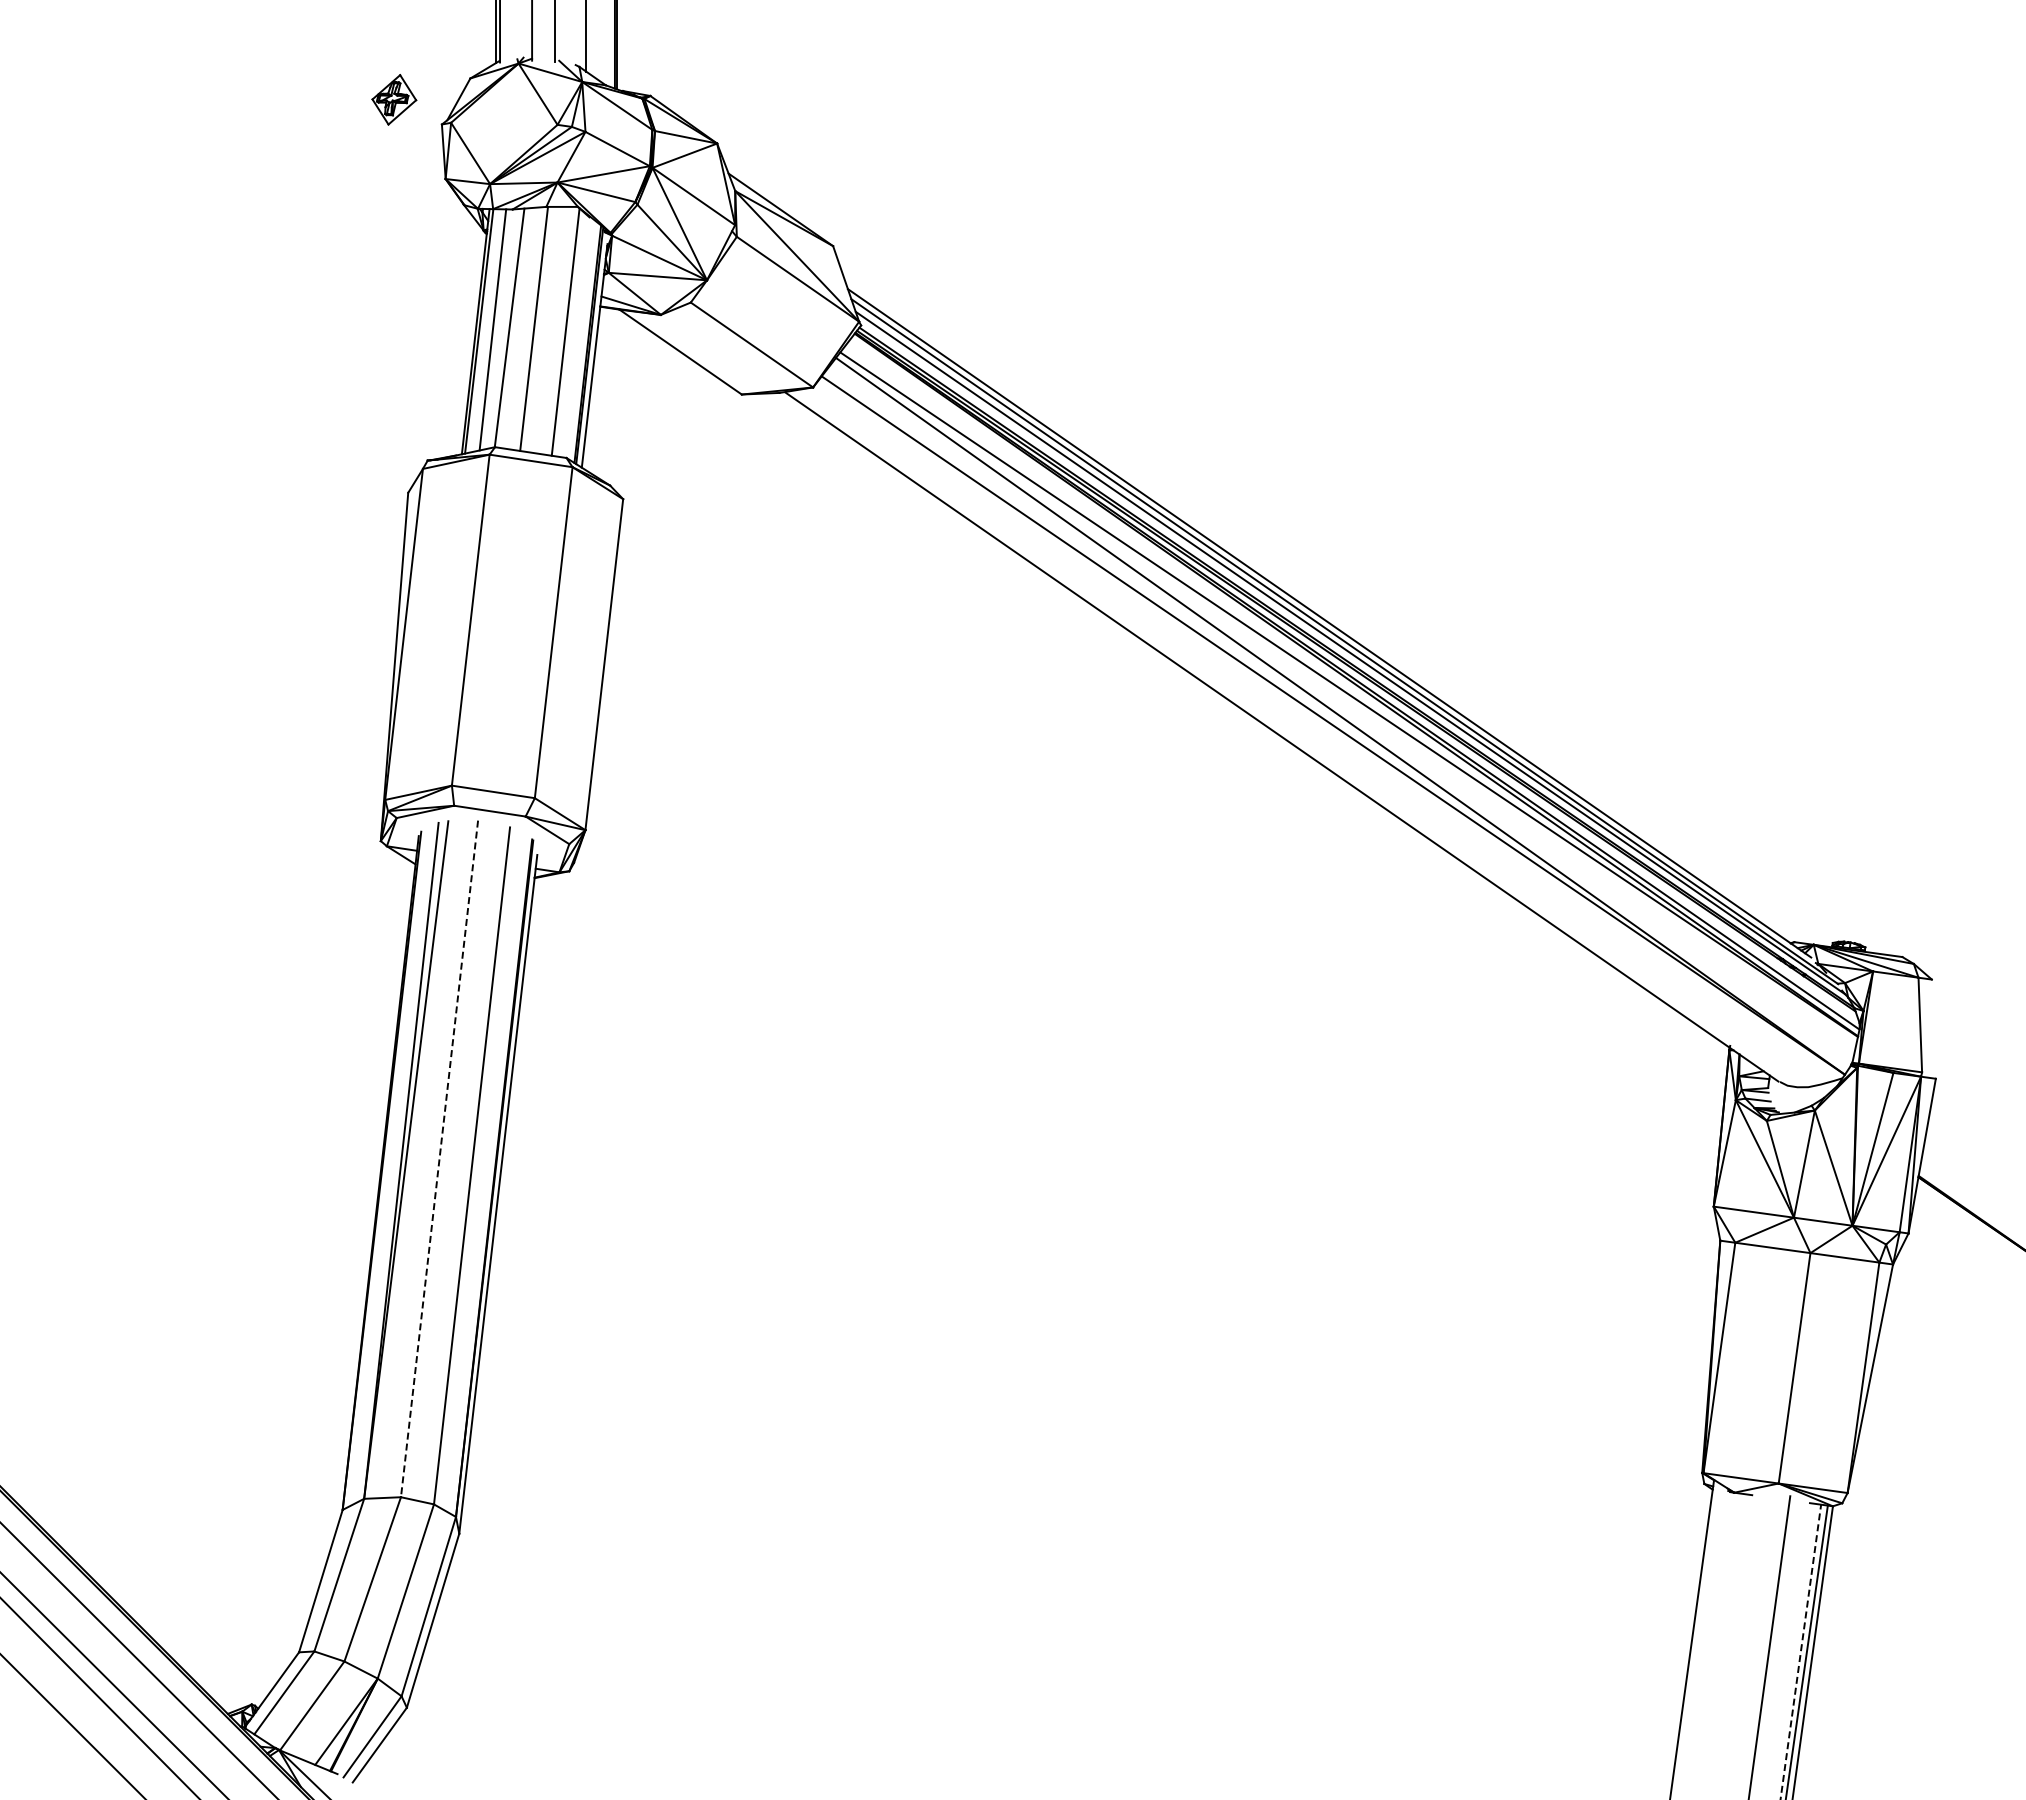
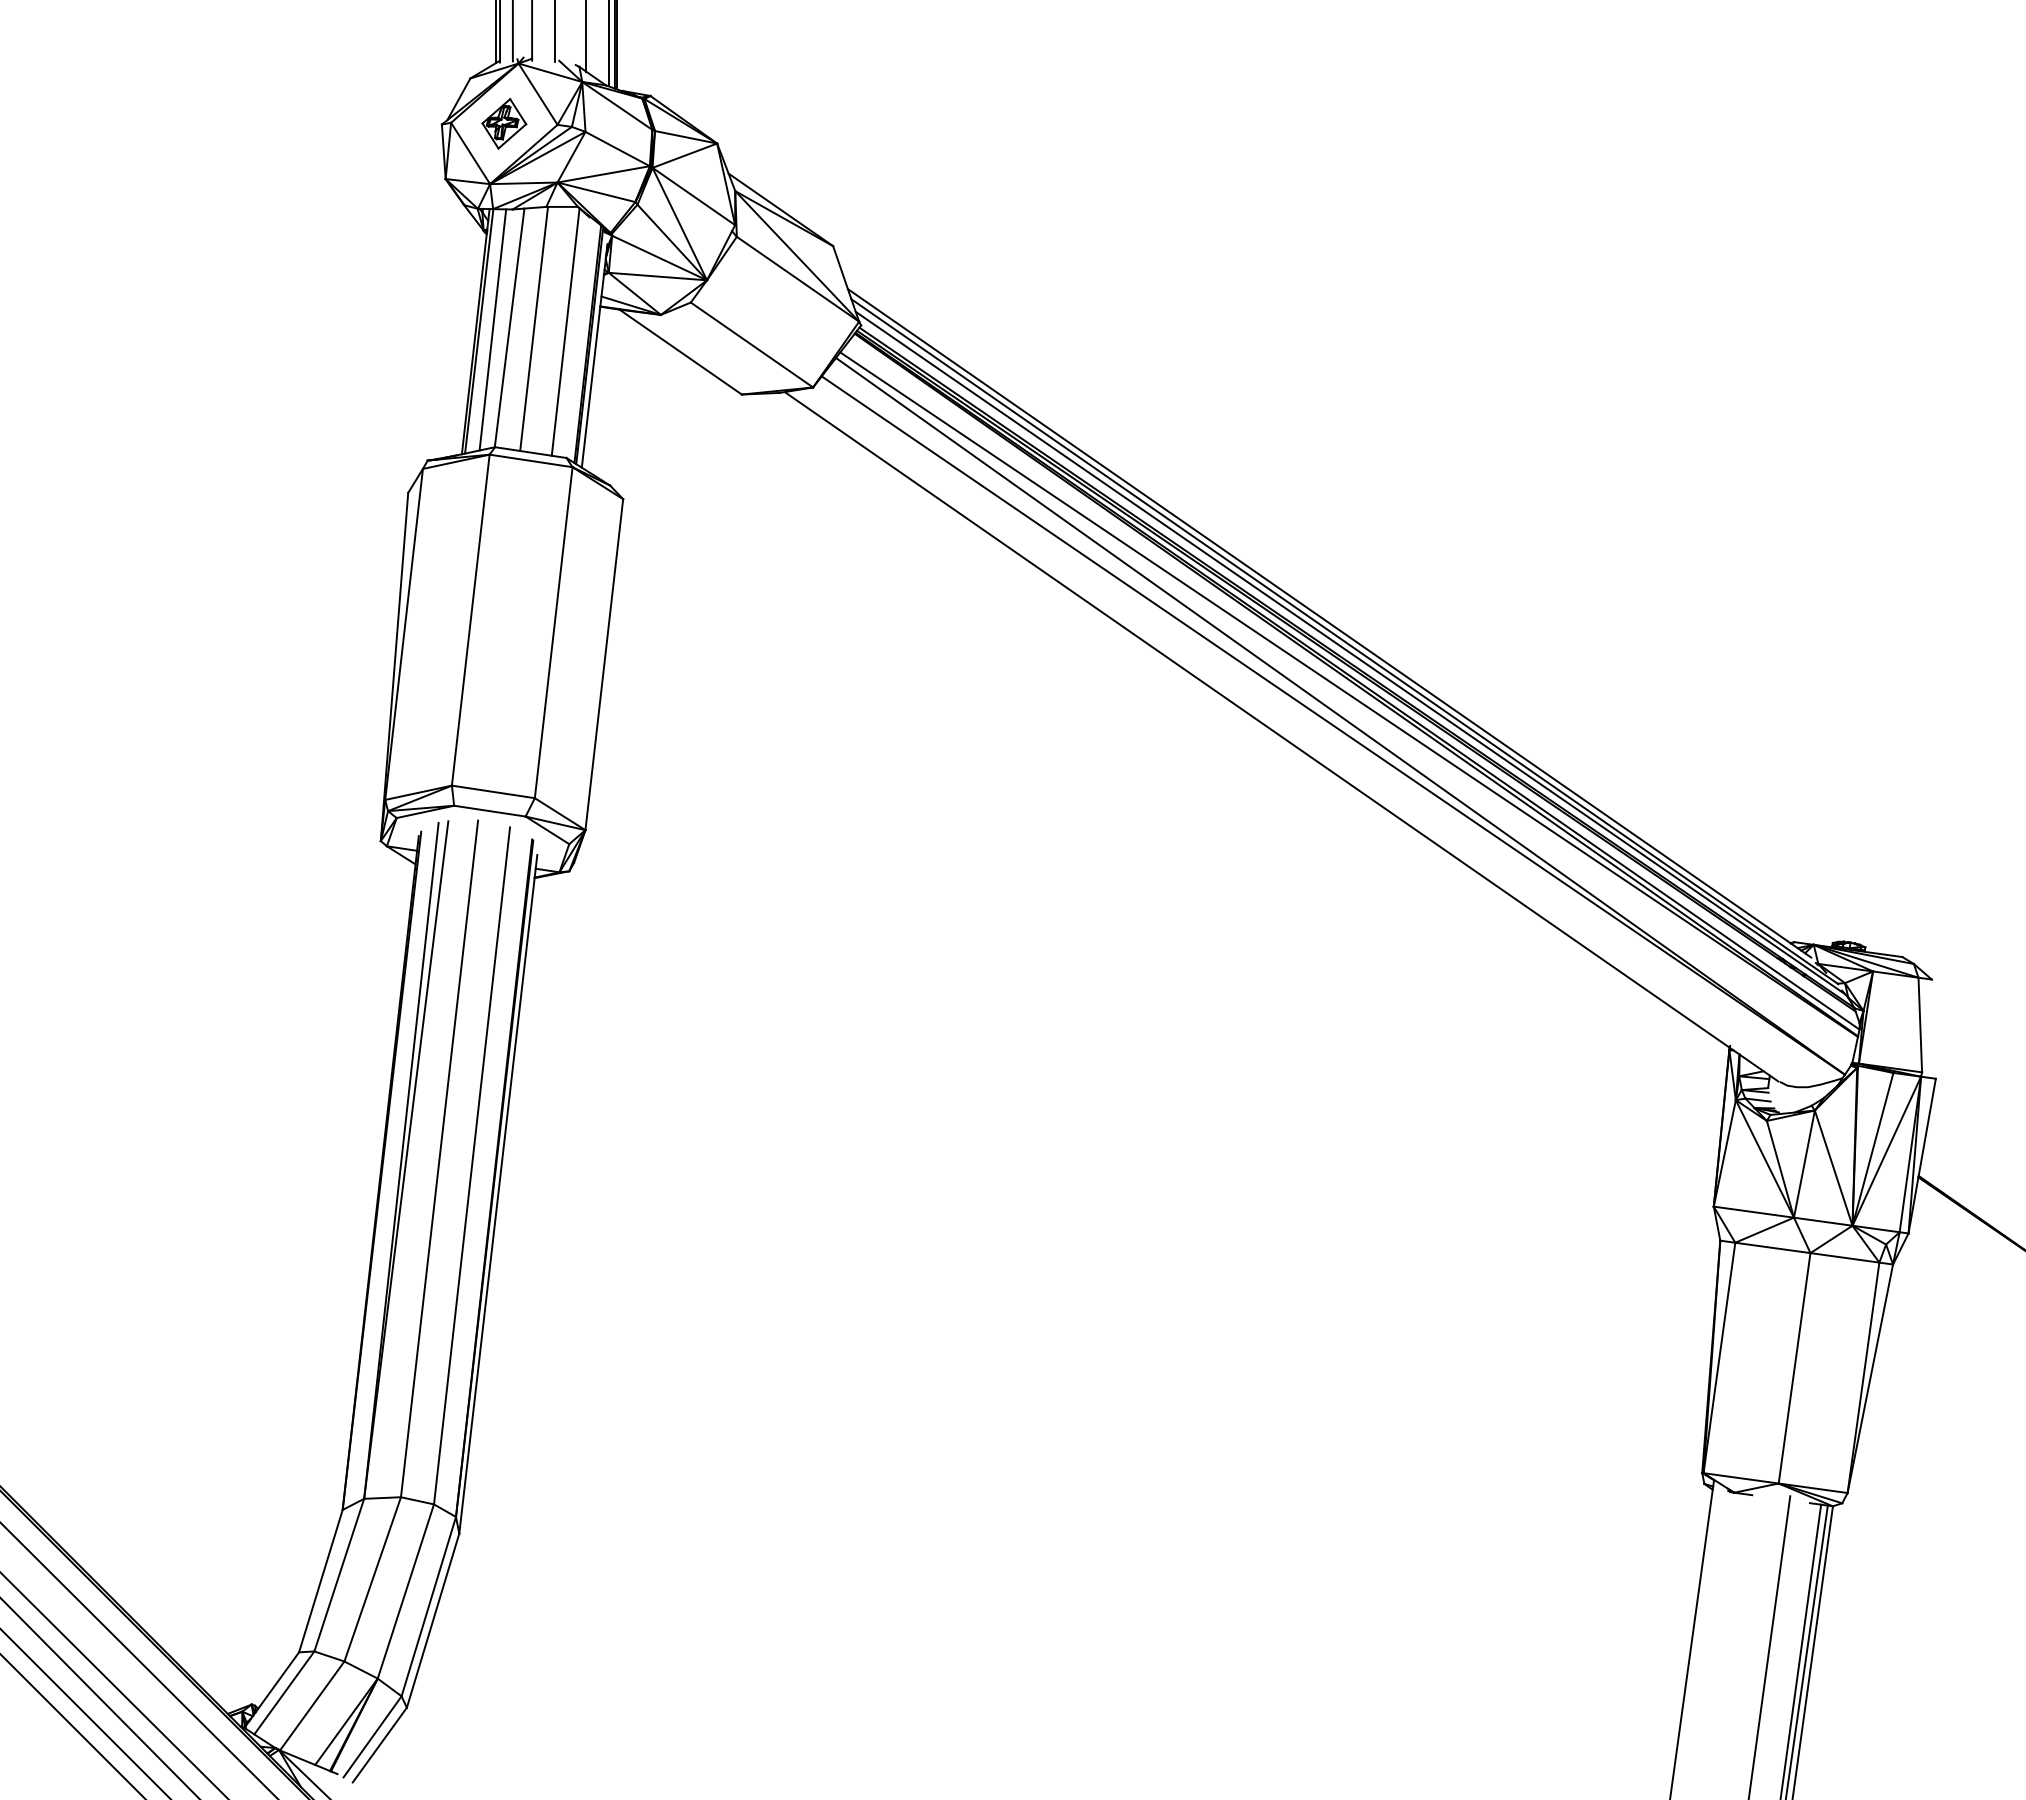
line: none -> present (512, 31)
line: none -> present (608, 44)
part position: (394, 99) -> (504, 123) (504, 123)
line: dashed -> solid (439, 1159)
line: dashed -> solid (1800, 1652)
line: none -> present (85, 1713)
